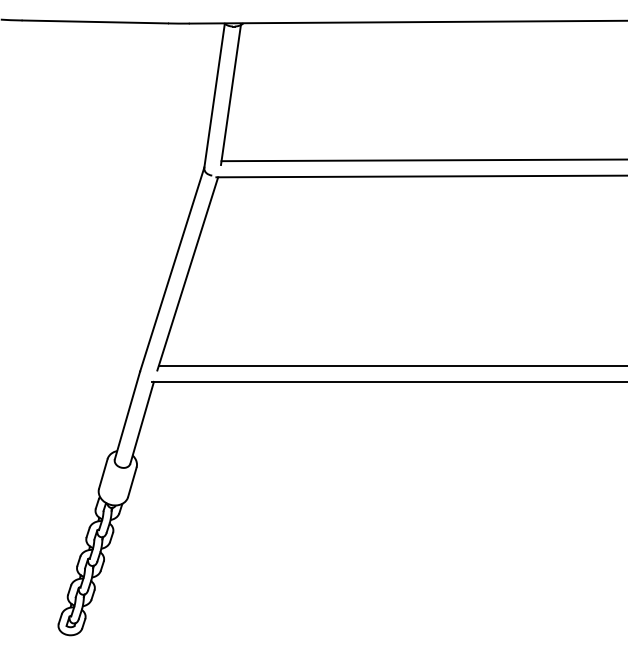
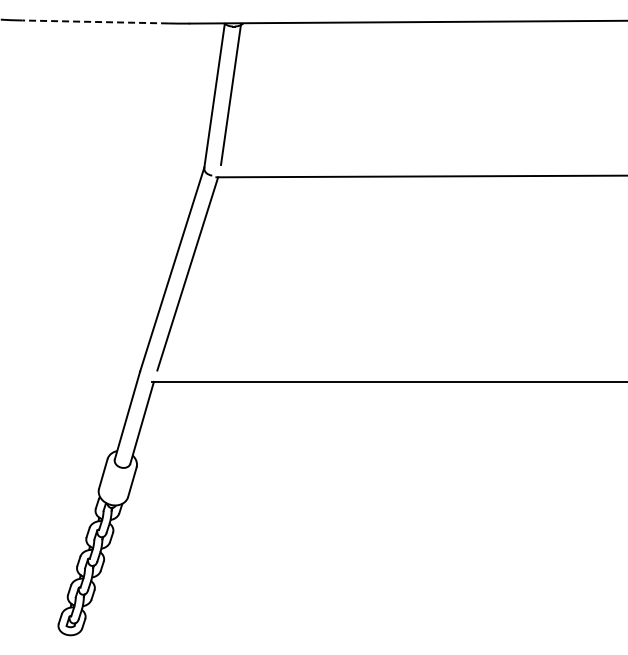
line: solid -> dashed (95, 21)
line: present -> none (422, 160)
line: present -> none (391, 365)
